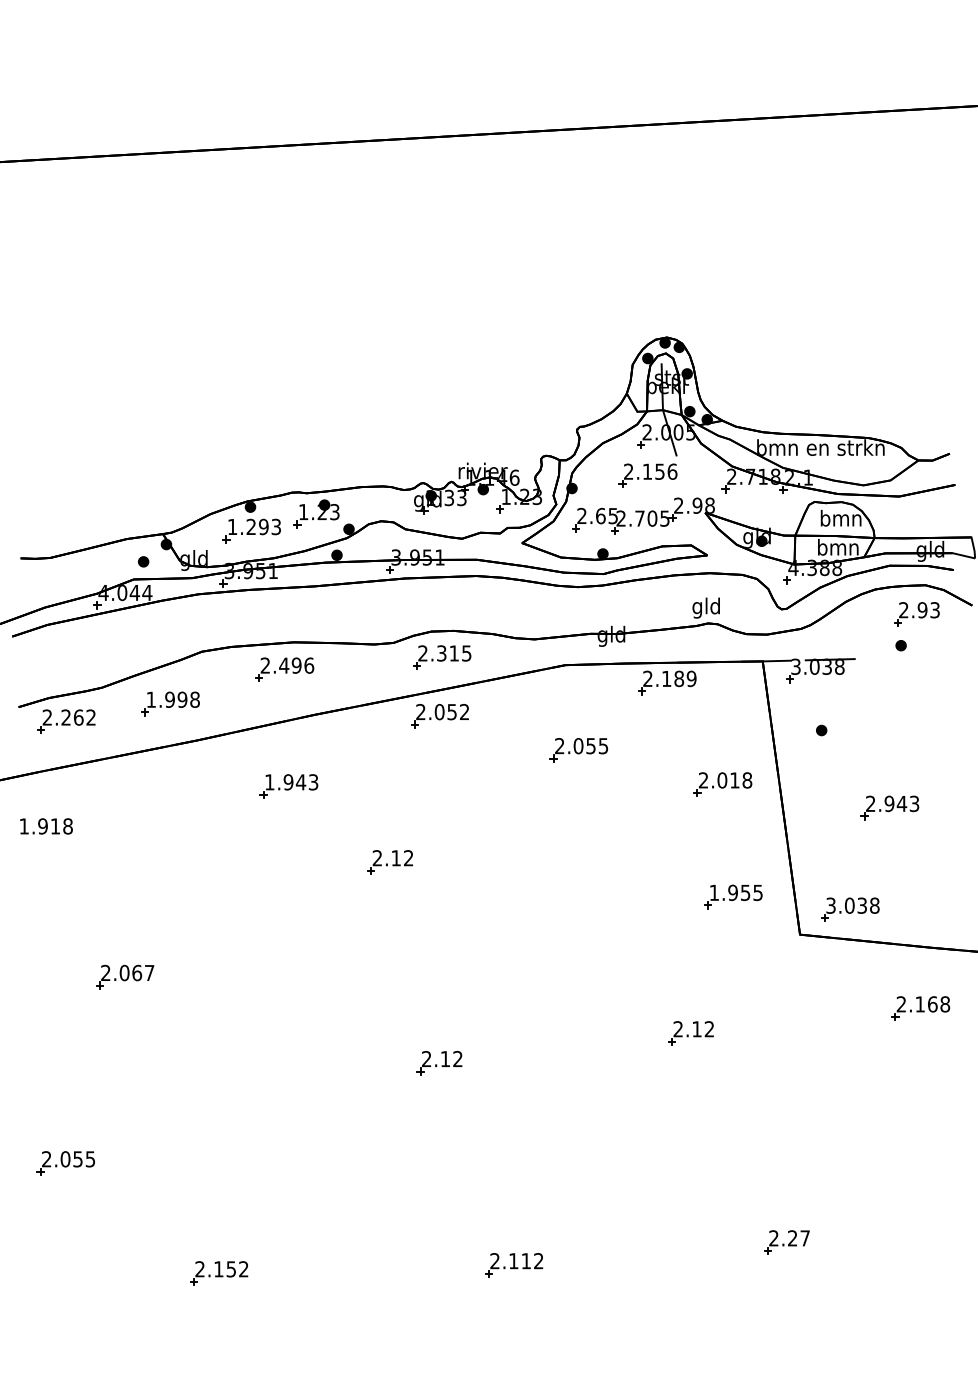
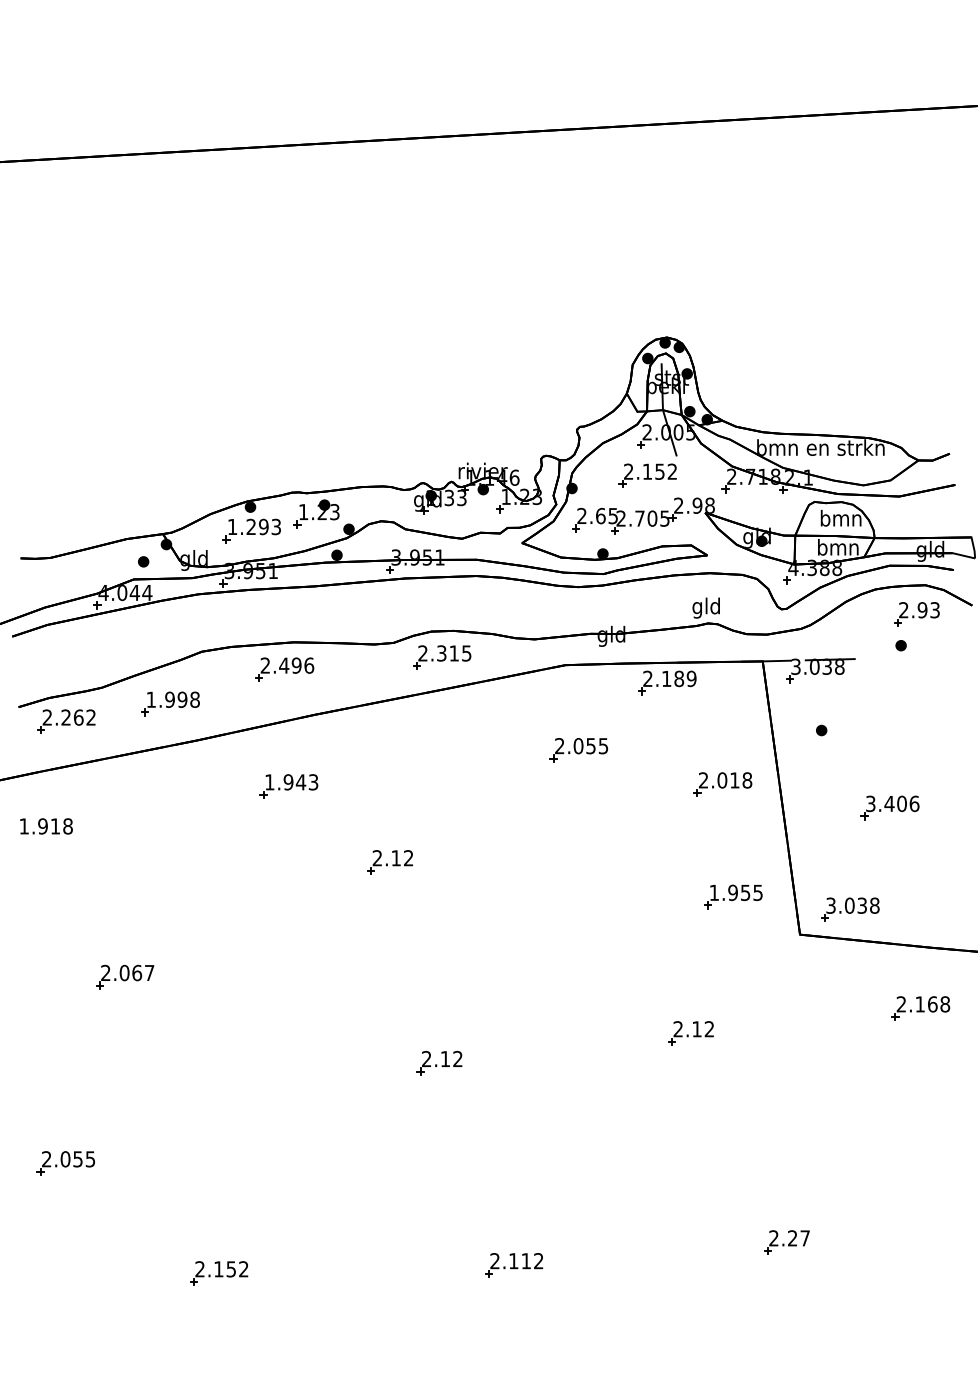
text: 2.156 -> 2.152 (672, 471)
part: present -> none (439, 716)
text: 2.943 -> 3.406 (892, 803)
